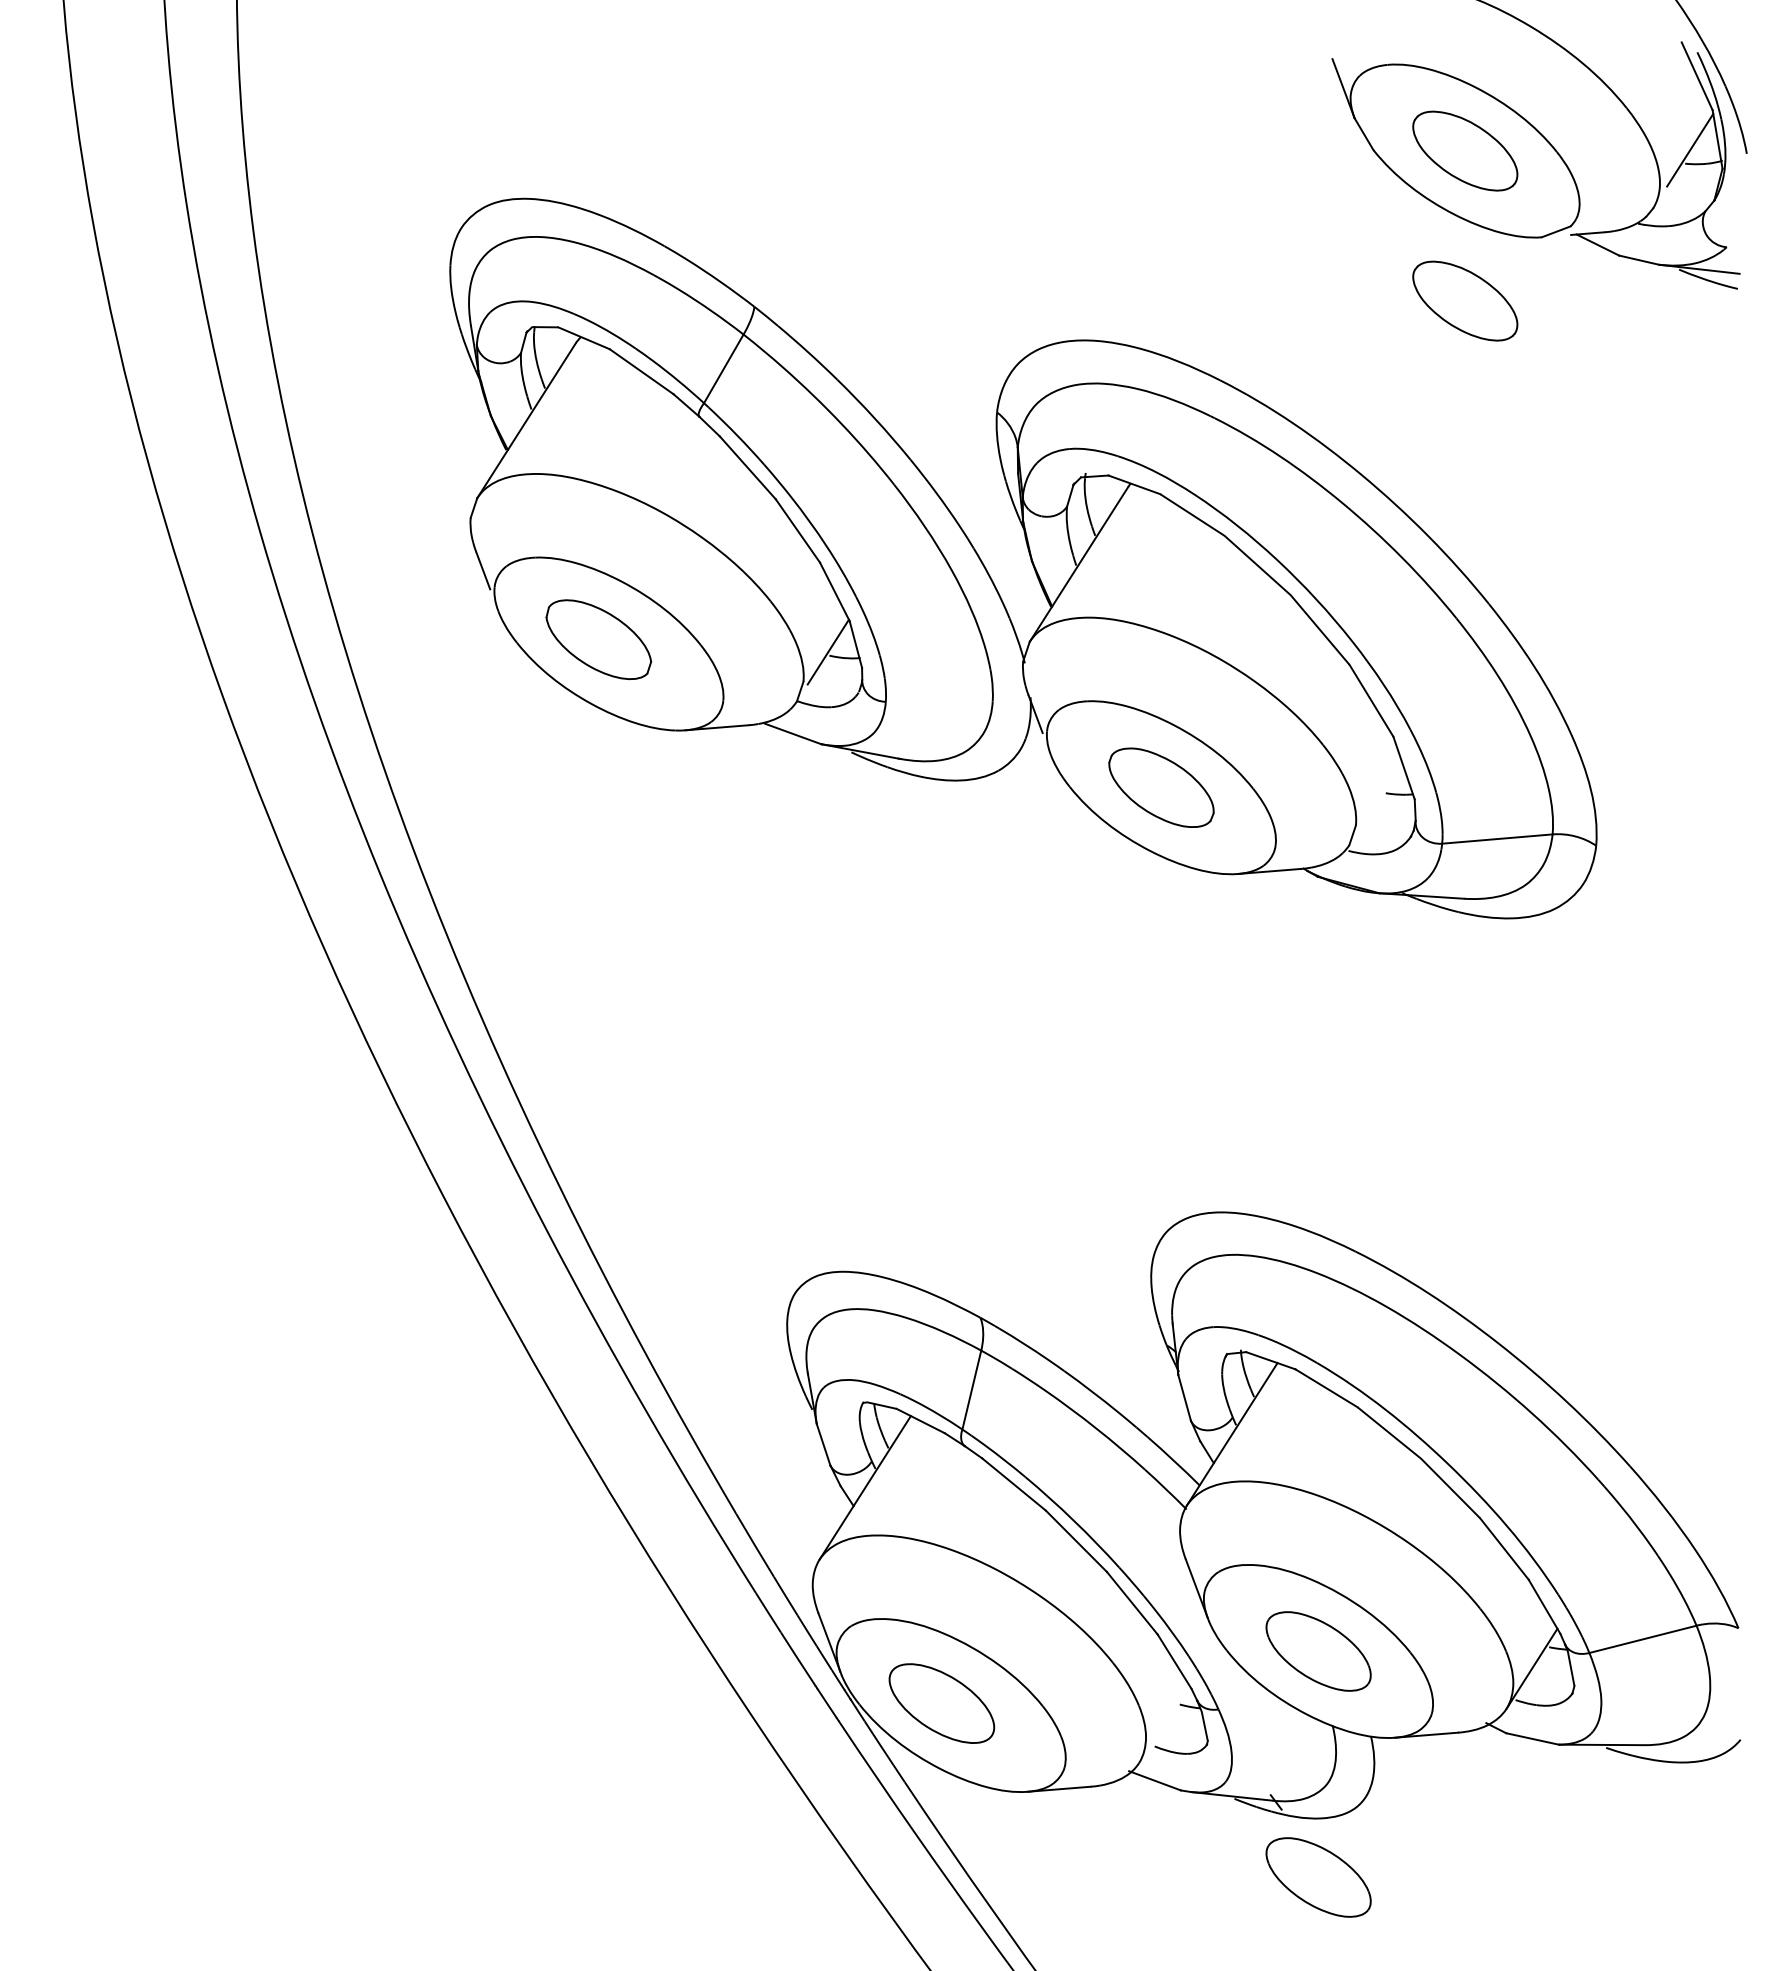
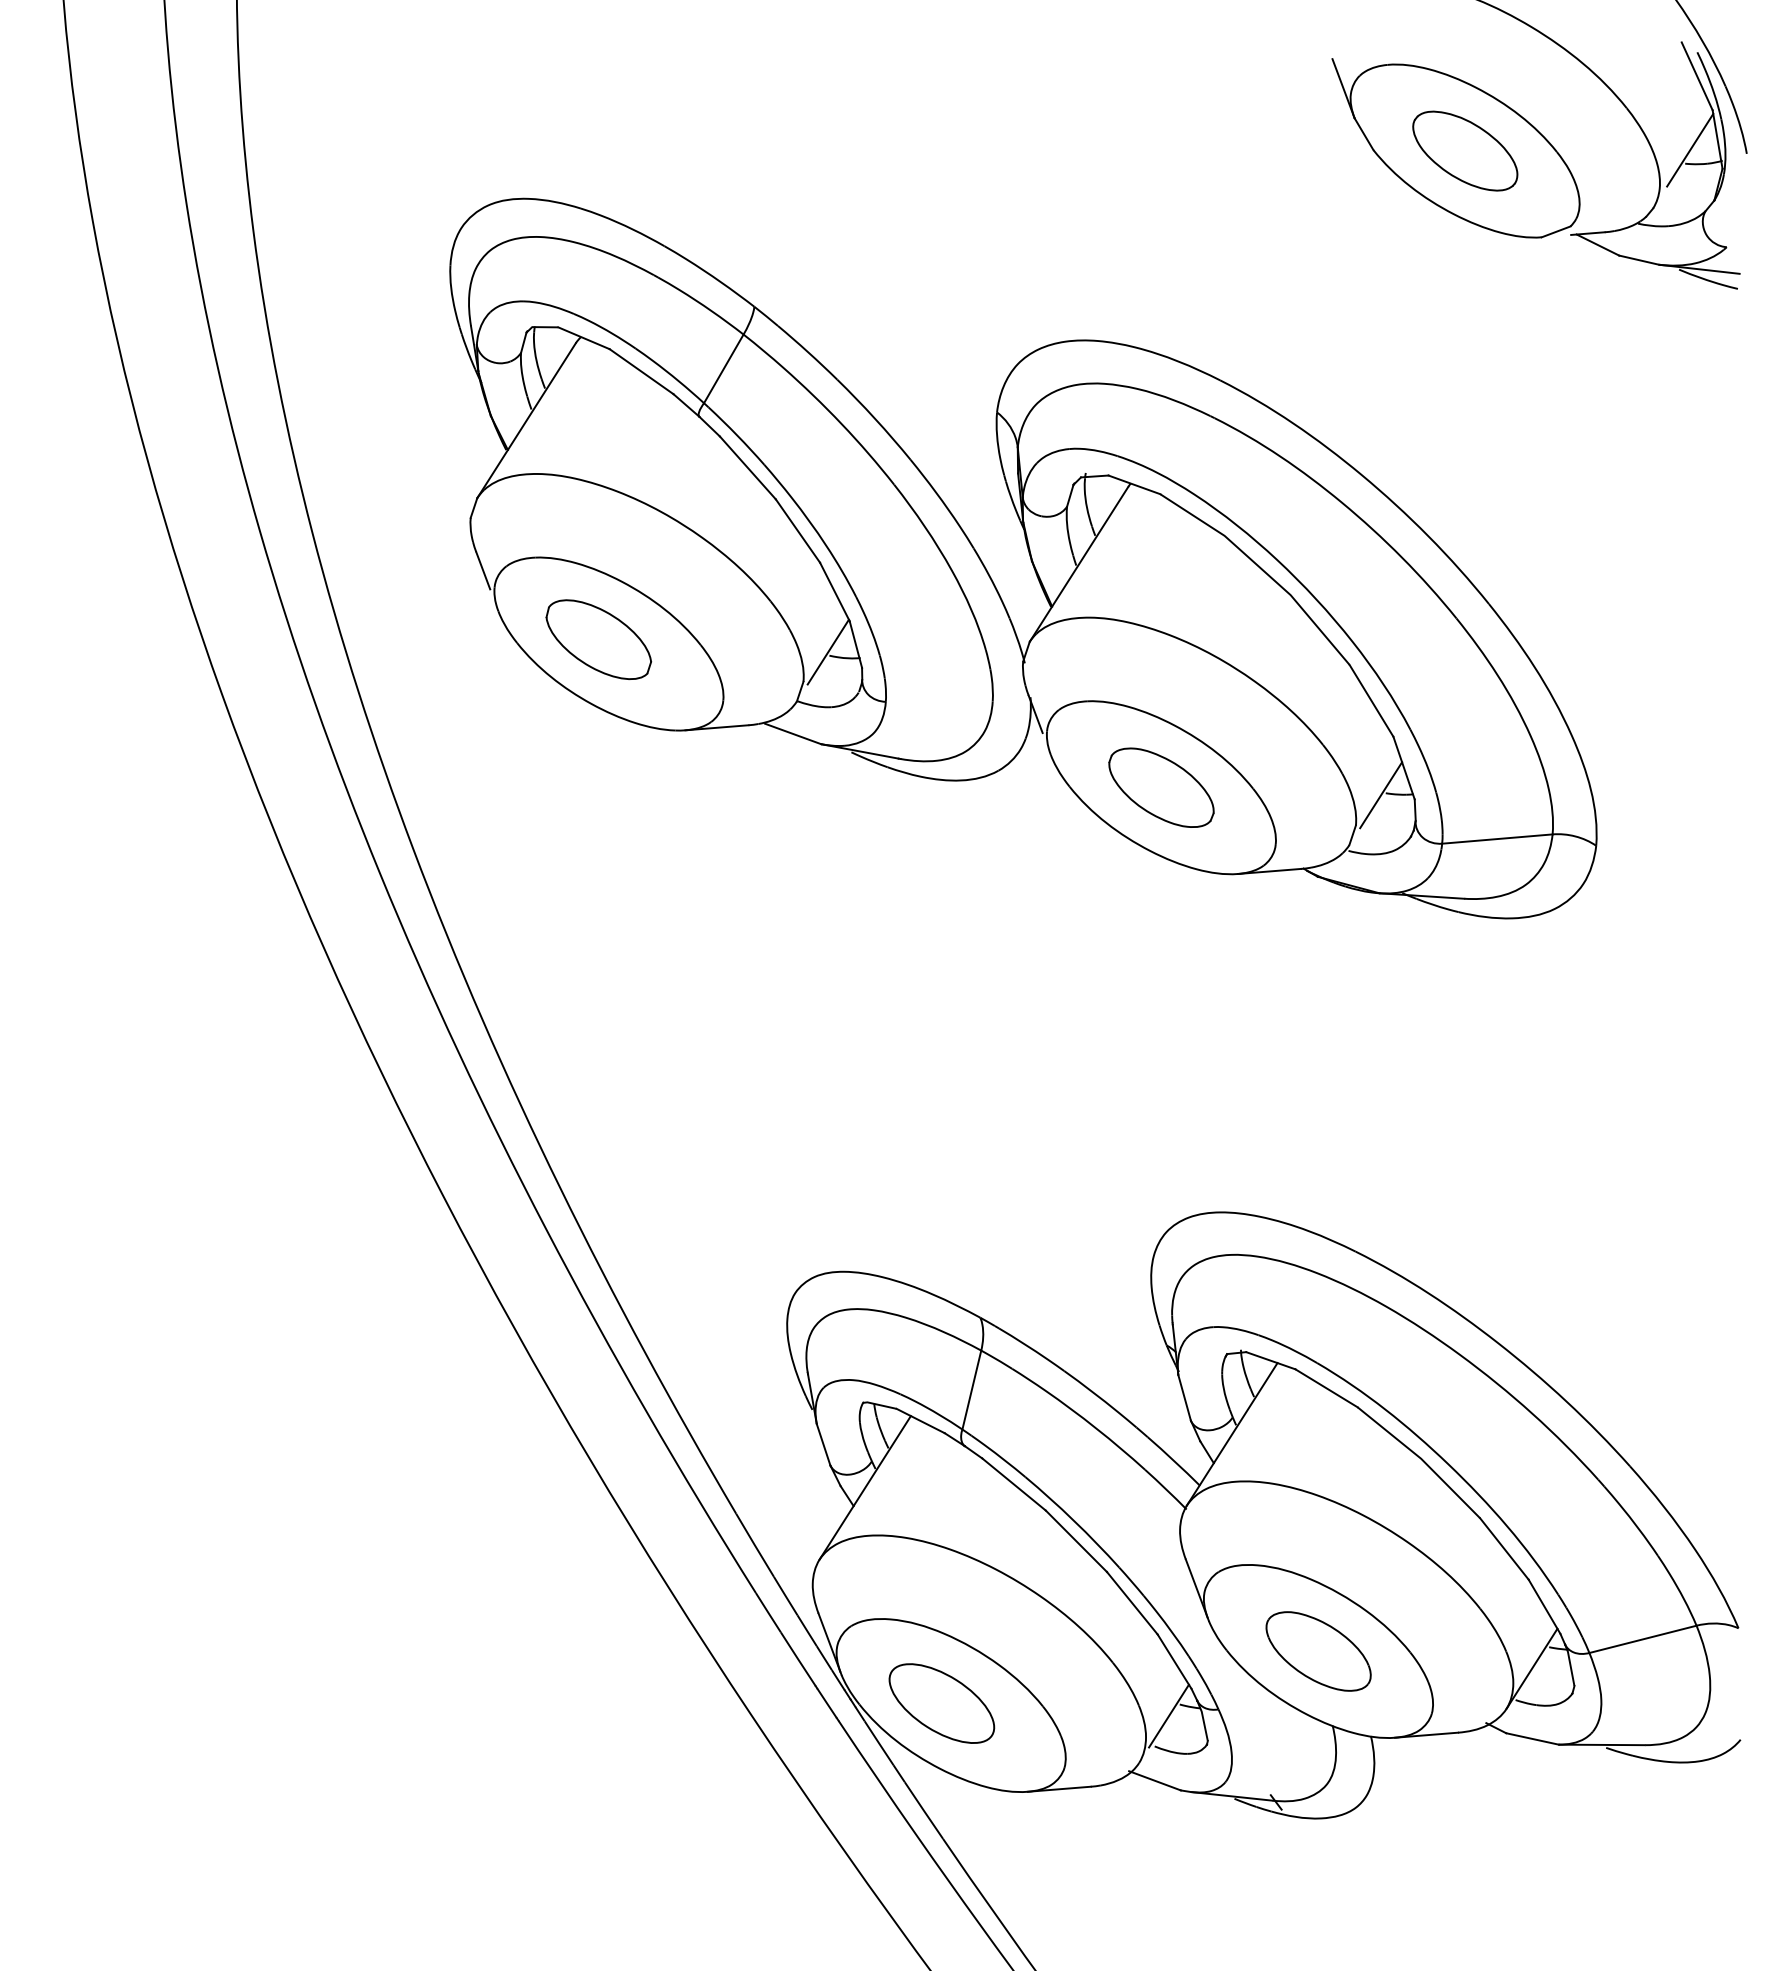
part: present -> none (1465, 300)
line: none -> present (1381, 795)
line: none -> present (1168, 1715)
part: present -> none (1318, 1877)
